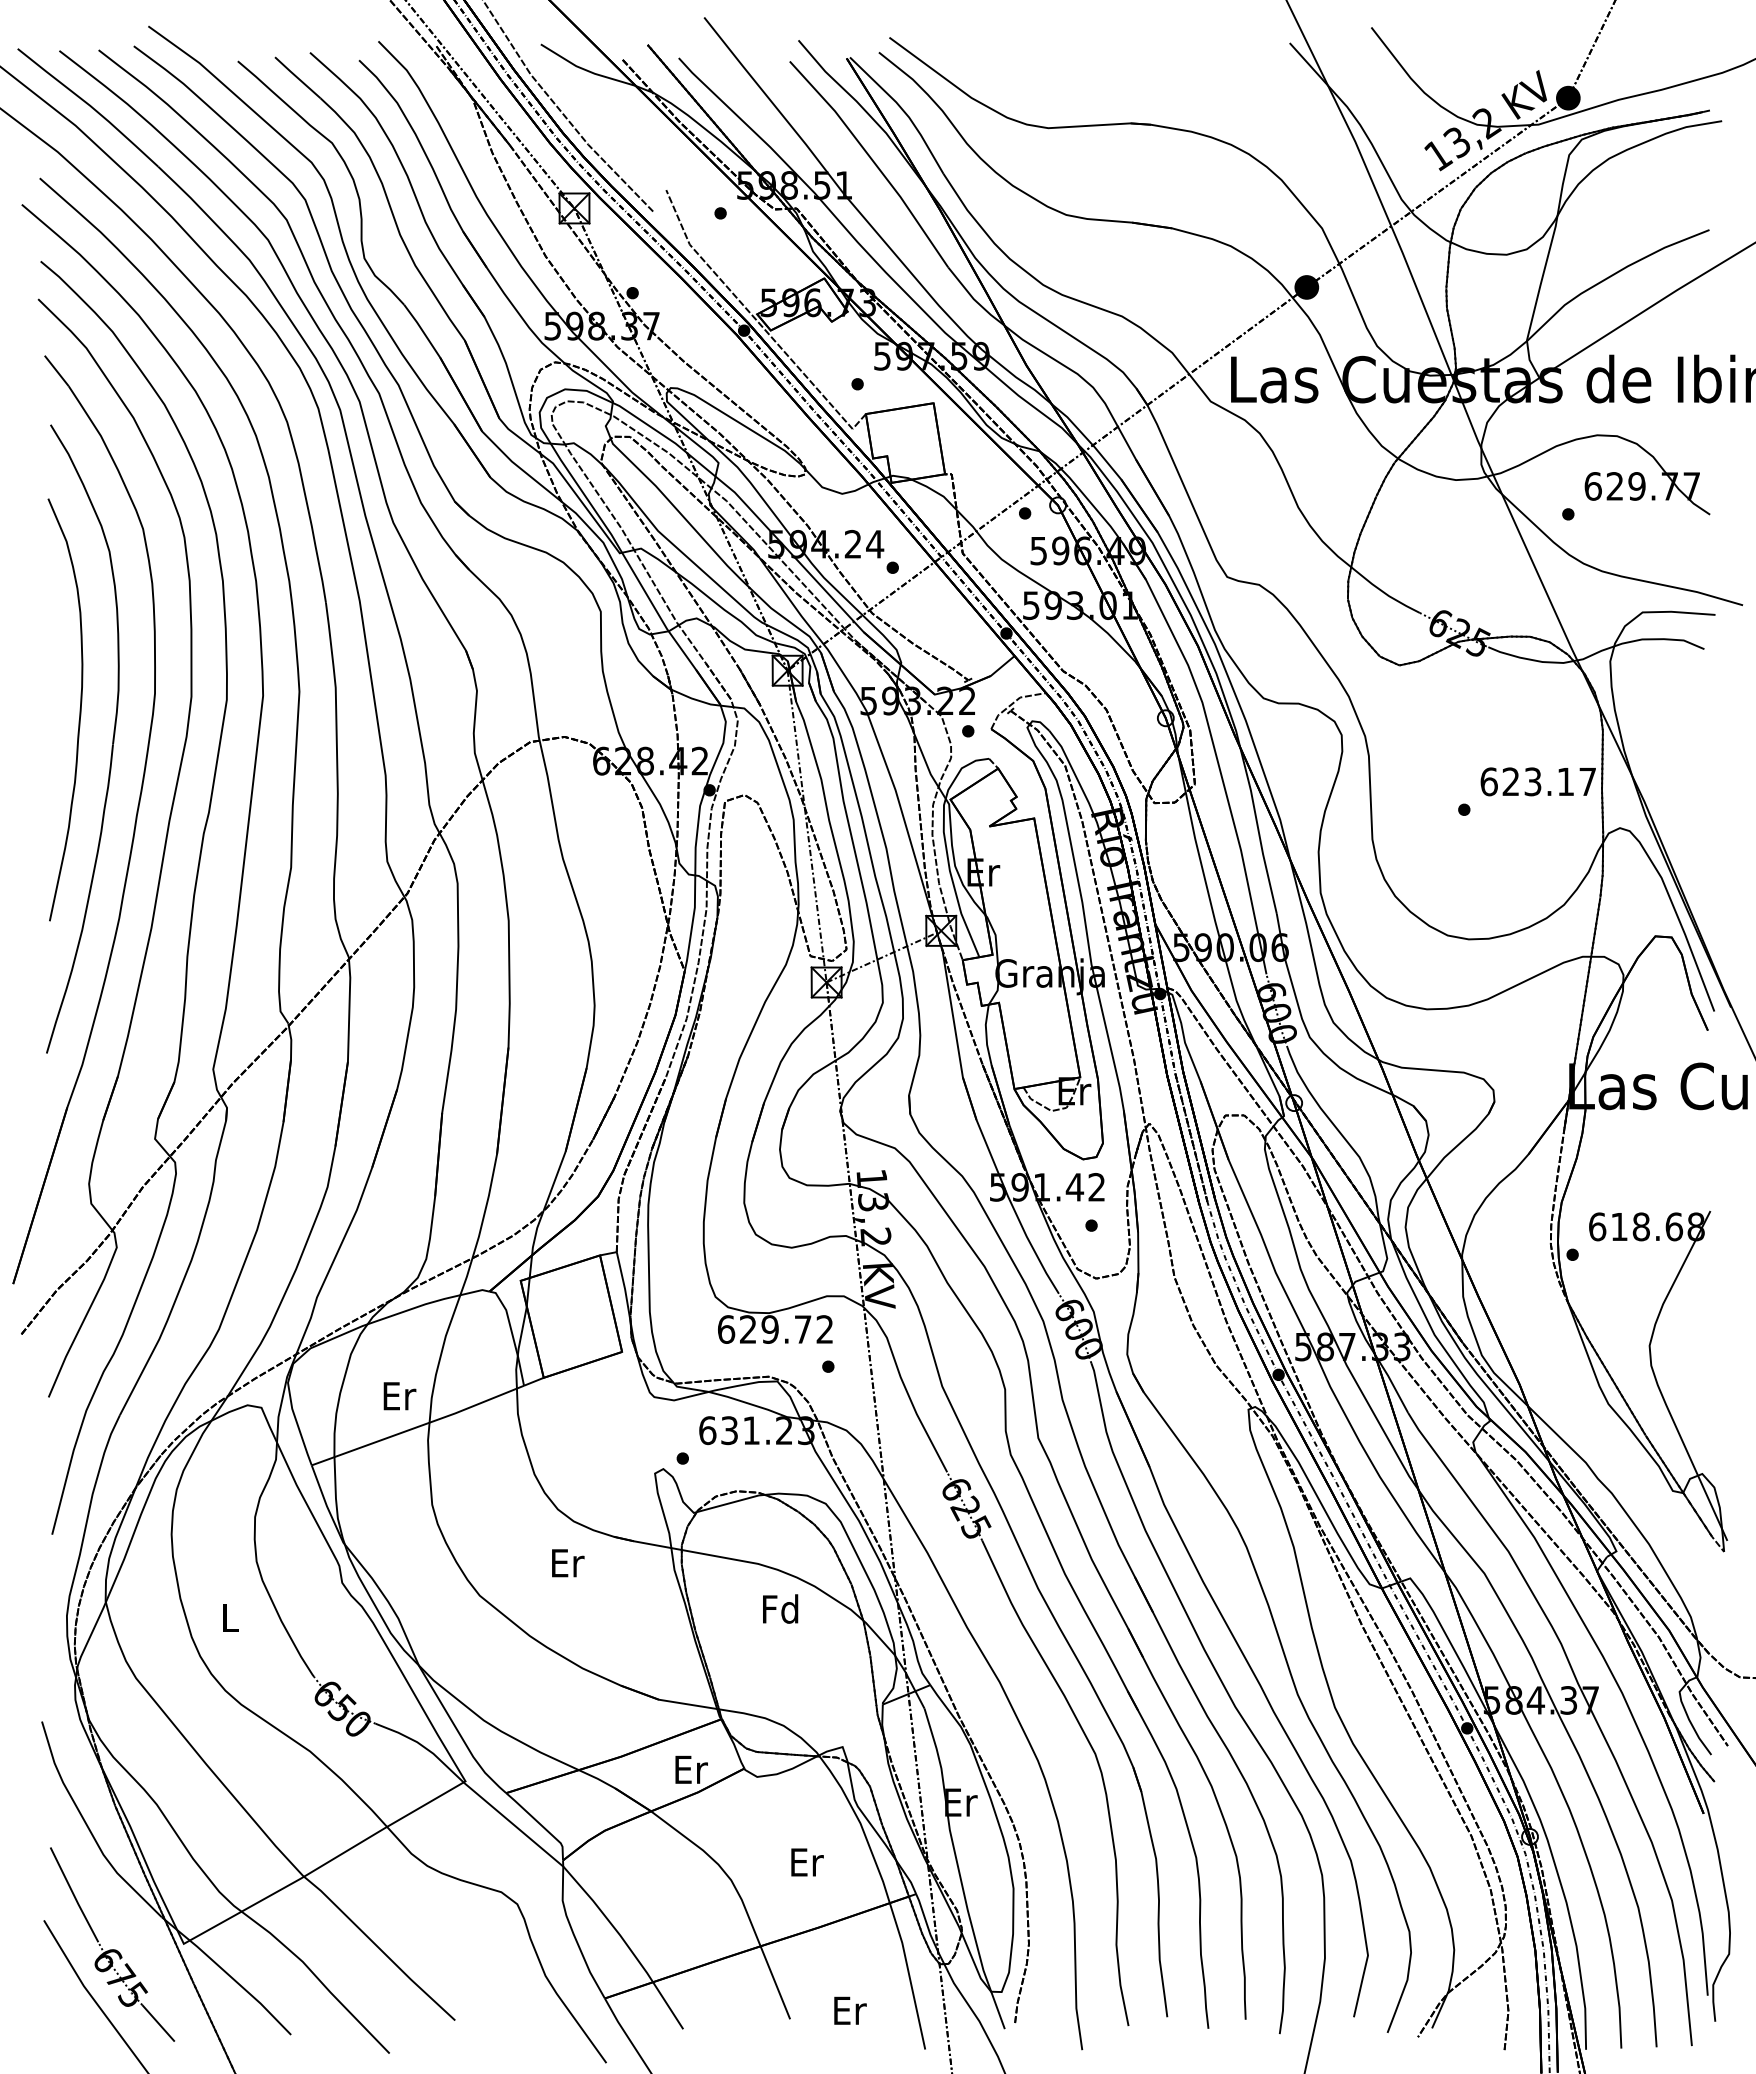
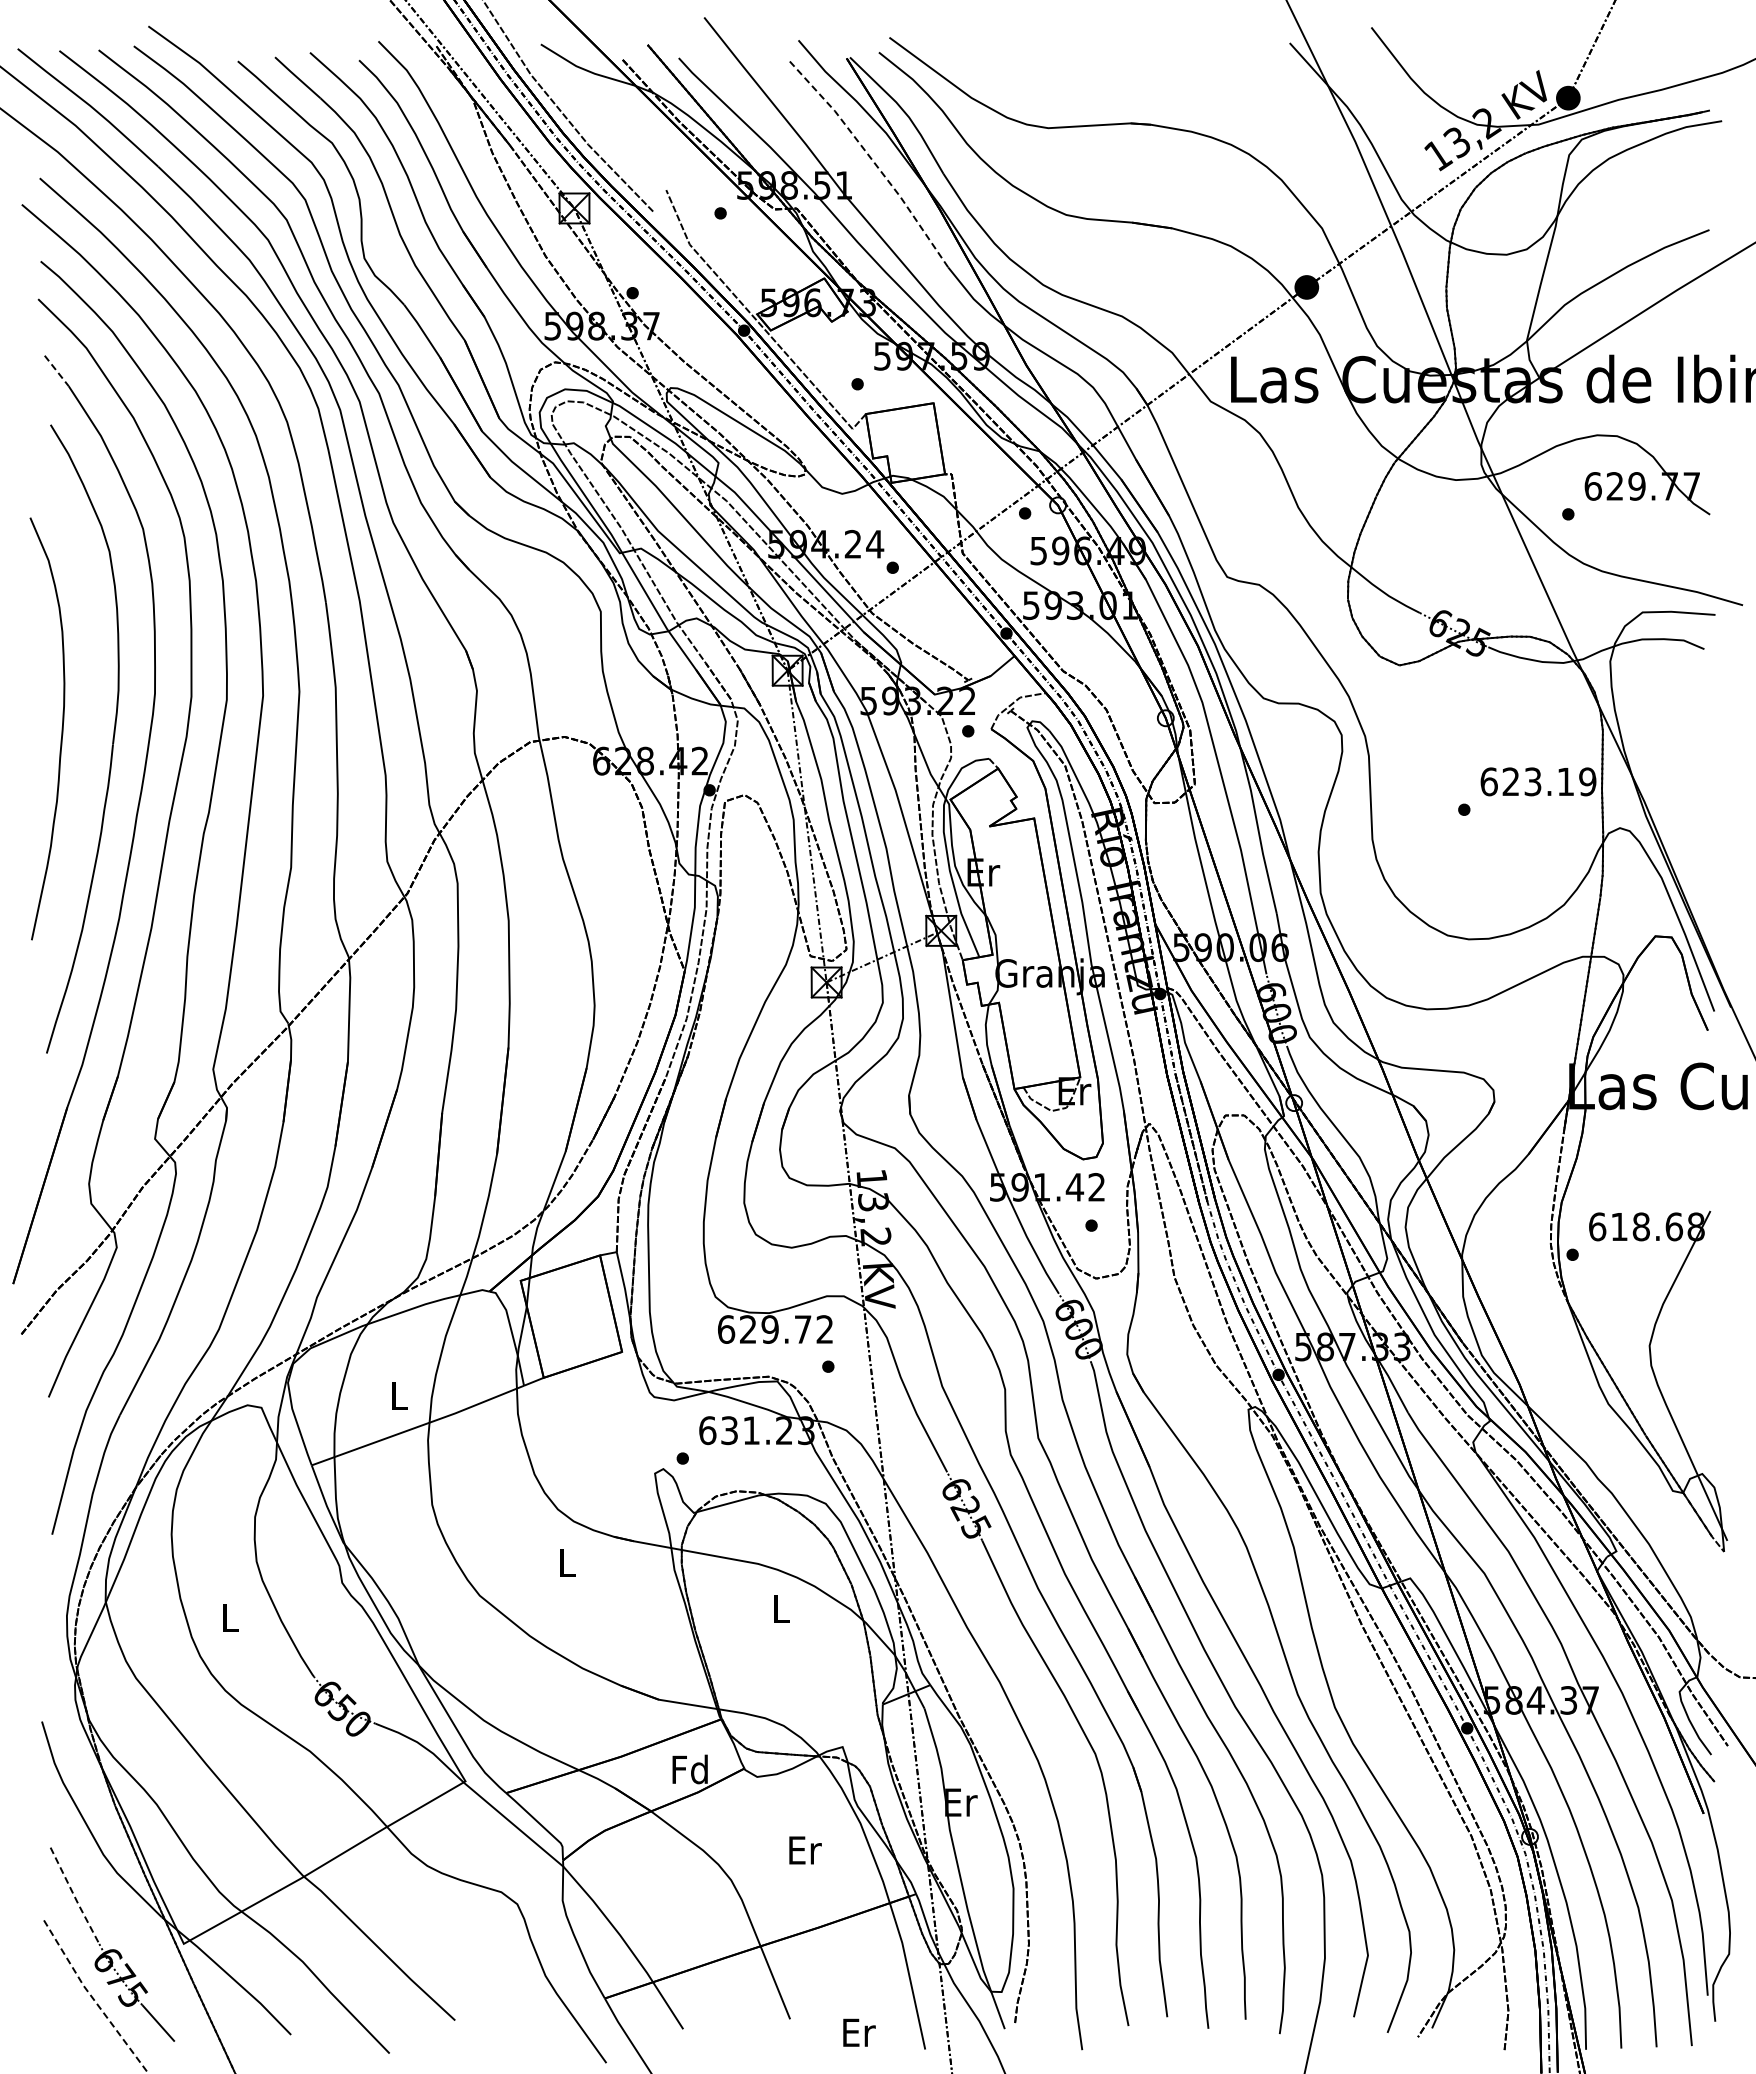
line: solid -> dashed (873, 161)
line: solid -> dashed (57, 371)
curve position: (79, 709) -> (61, 728) (61, 728)
text: 623.17 -> 623.19 (1587, 781)
text: Er -> L (399, 1396)
text: Er -> L (568, 1563)
text: Fd -> L (780, 1608)
text: Er -> Fd (689, 1769)
text position: (807, 1862) -> (805, 1850) (805, 1850)
line: solid -> dashed (74, 1895)
line: solid -> dashed (93, 1998)
text position: (850, 2010) -> (859, 2032) (859, 2032)
